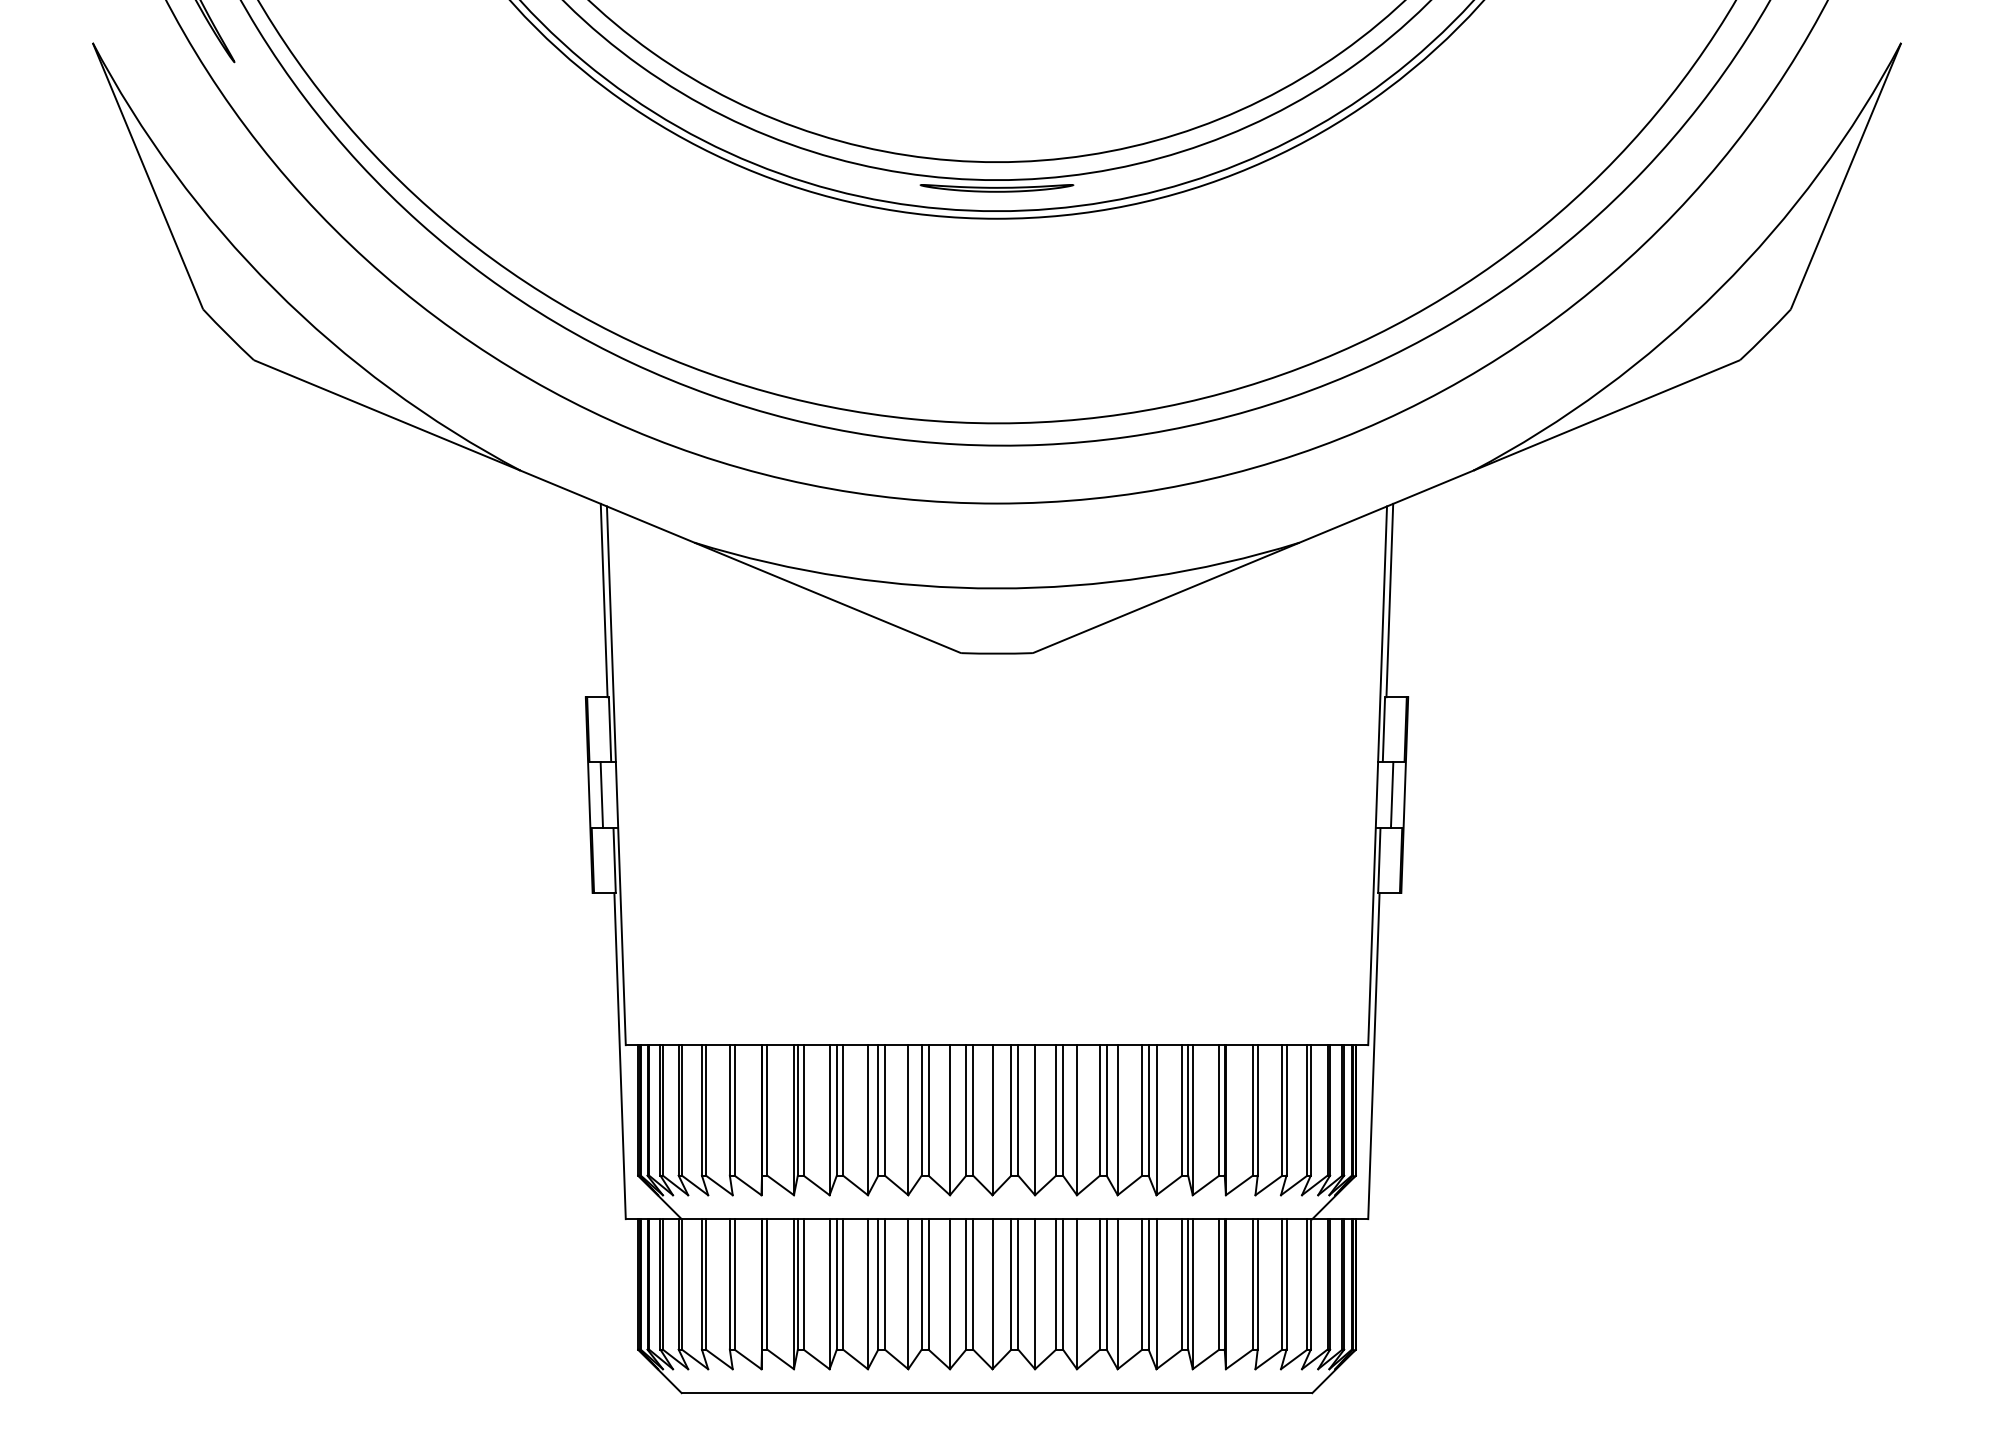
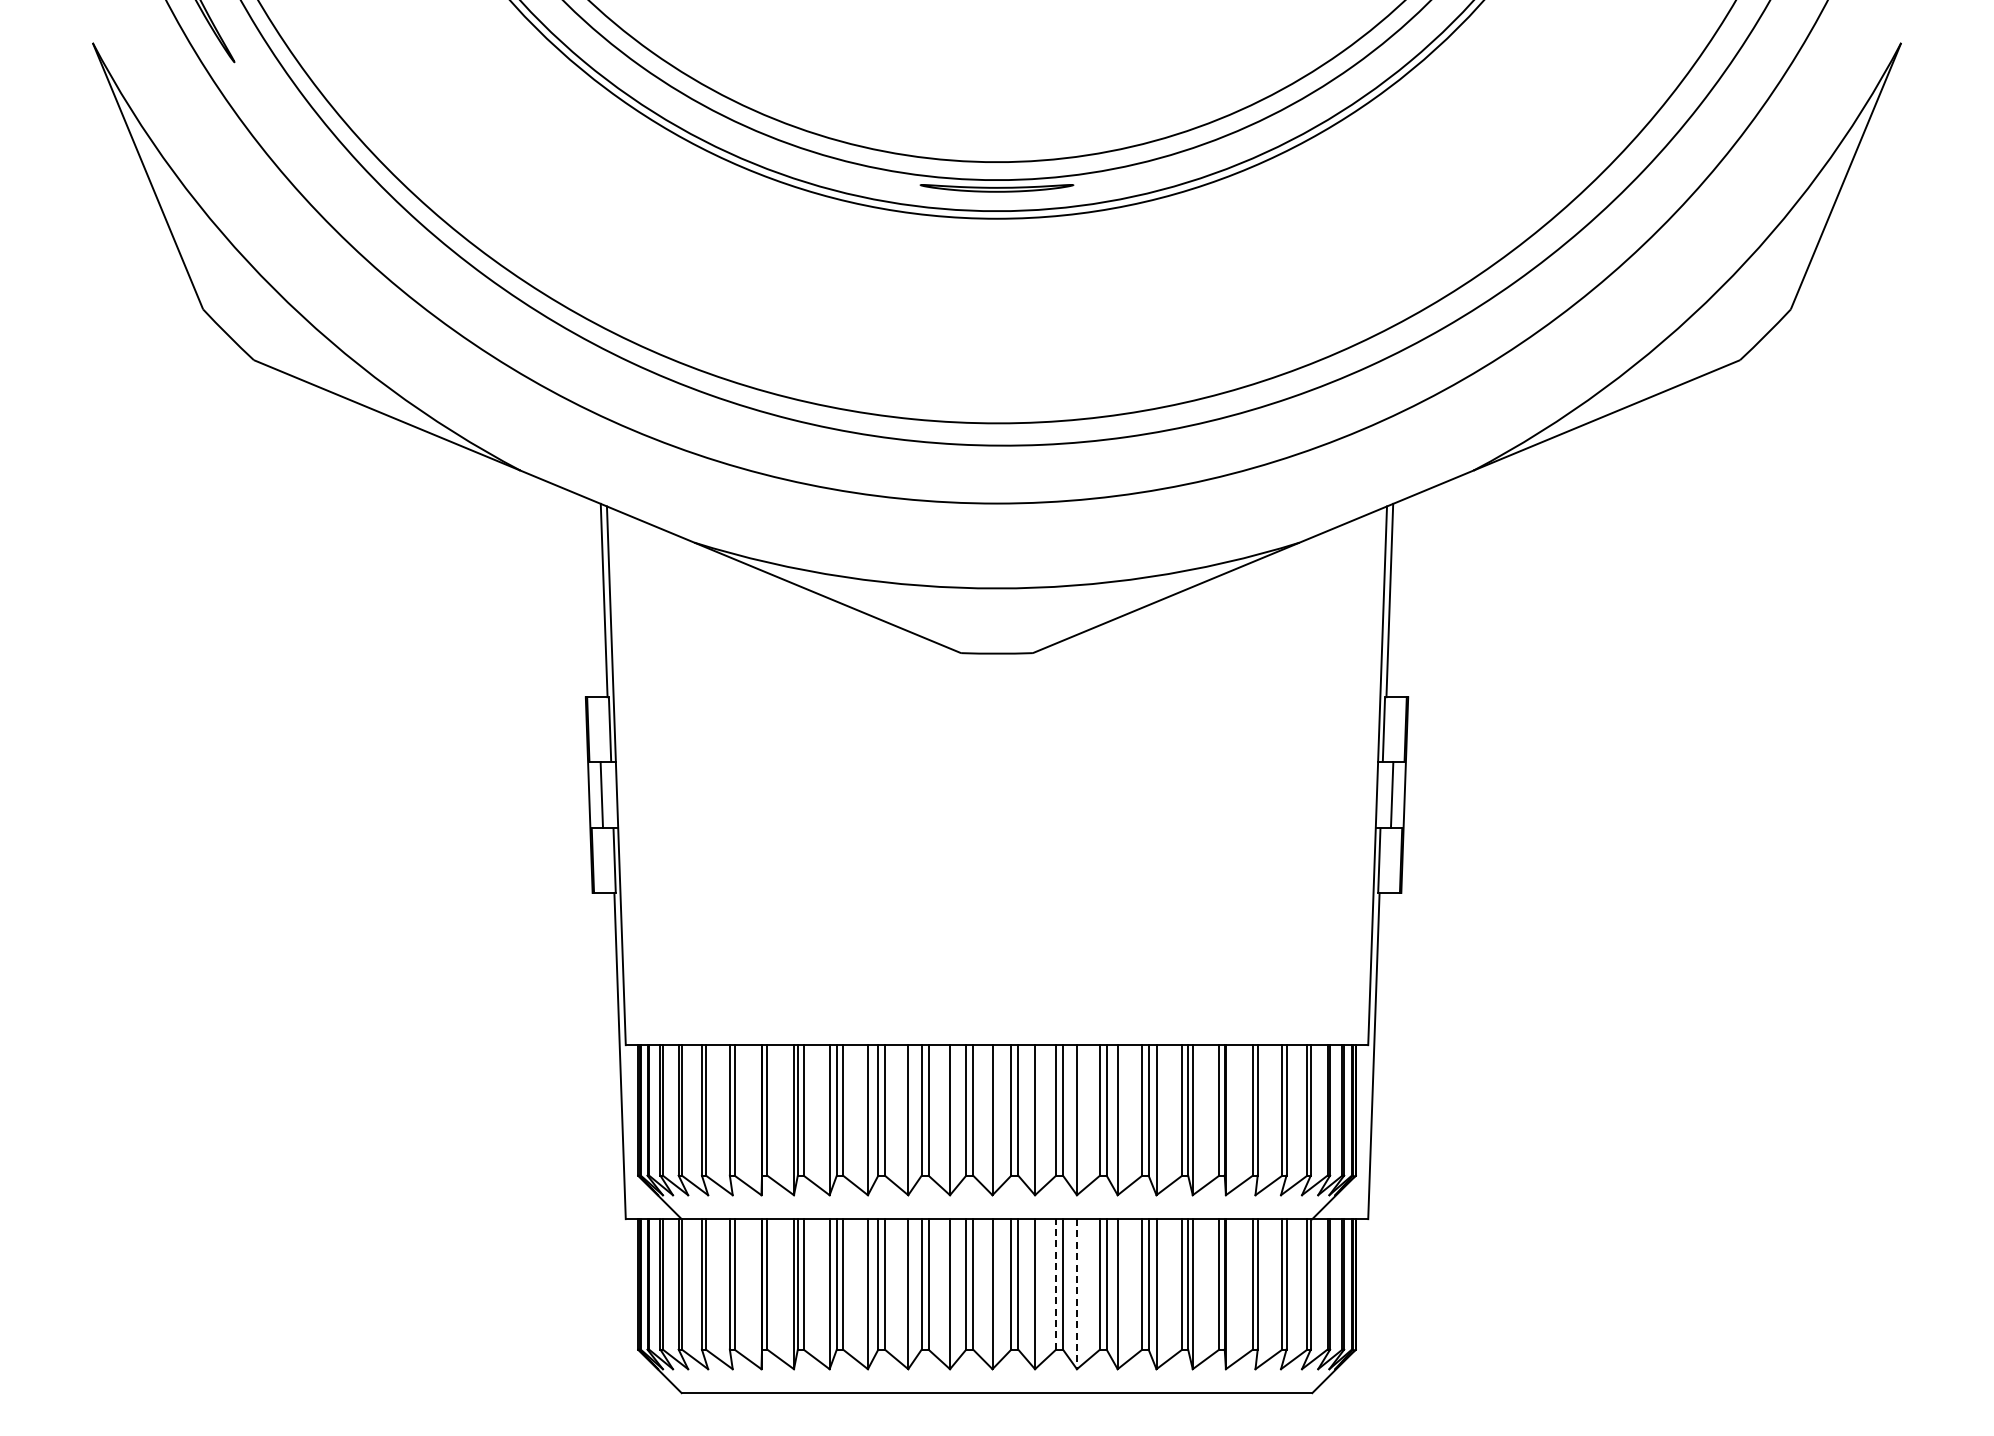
line: solid -> dashed (1056, 1283)
line: solid -> dashed (1076, 1294)
